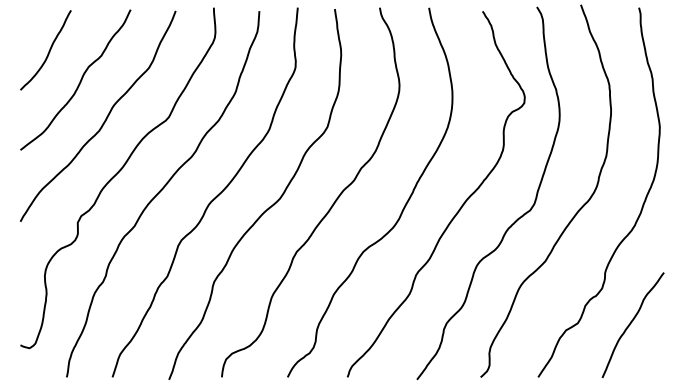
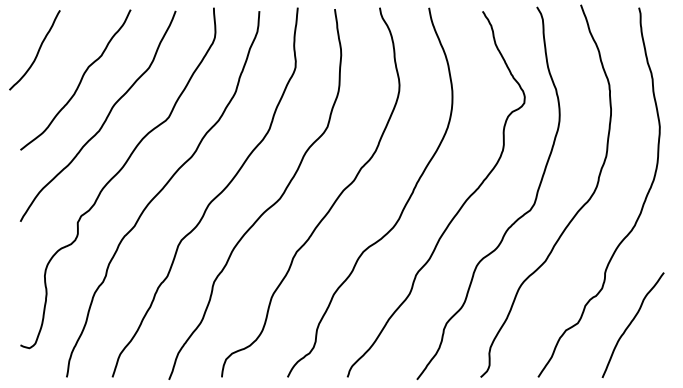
curve position: (48, 51) -> (37, 51) (37, 51)
